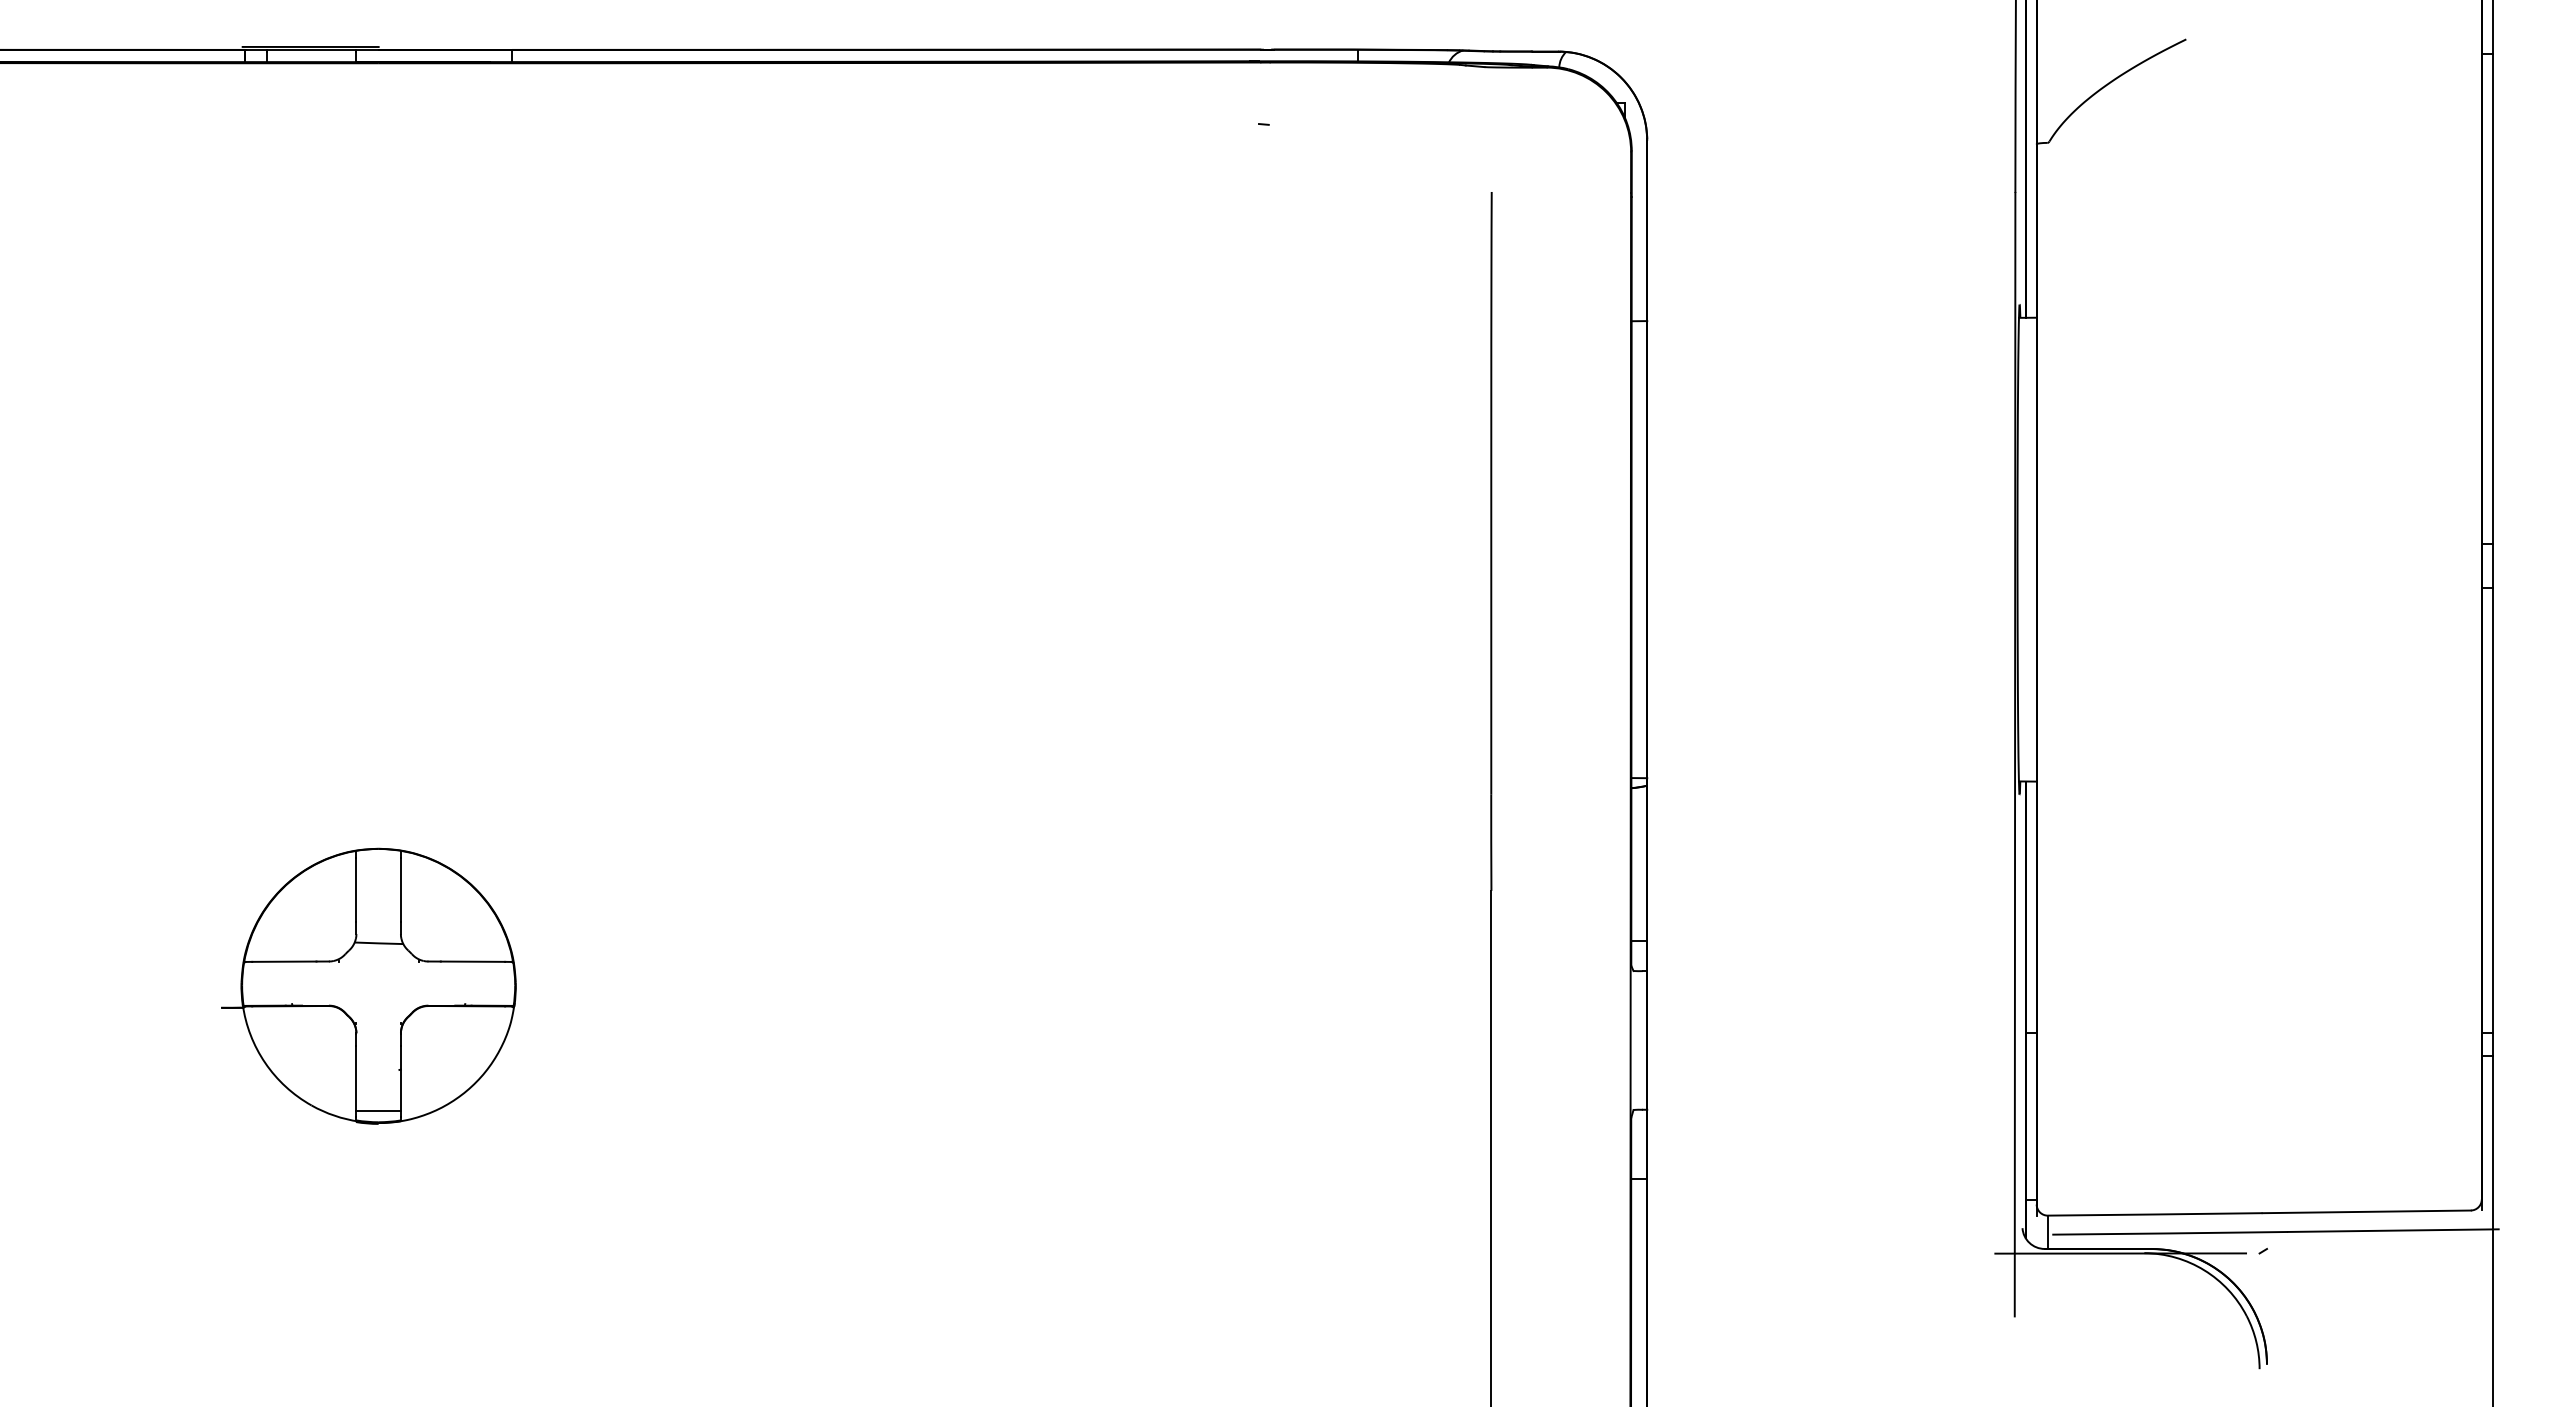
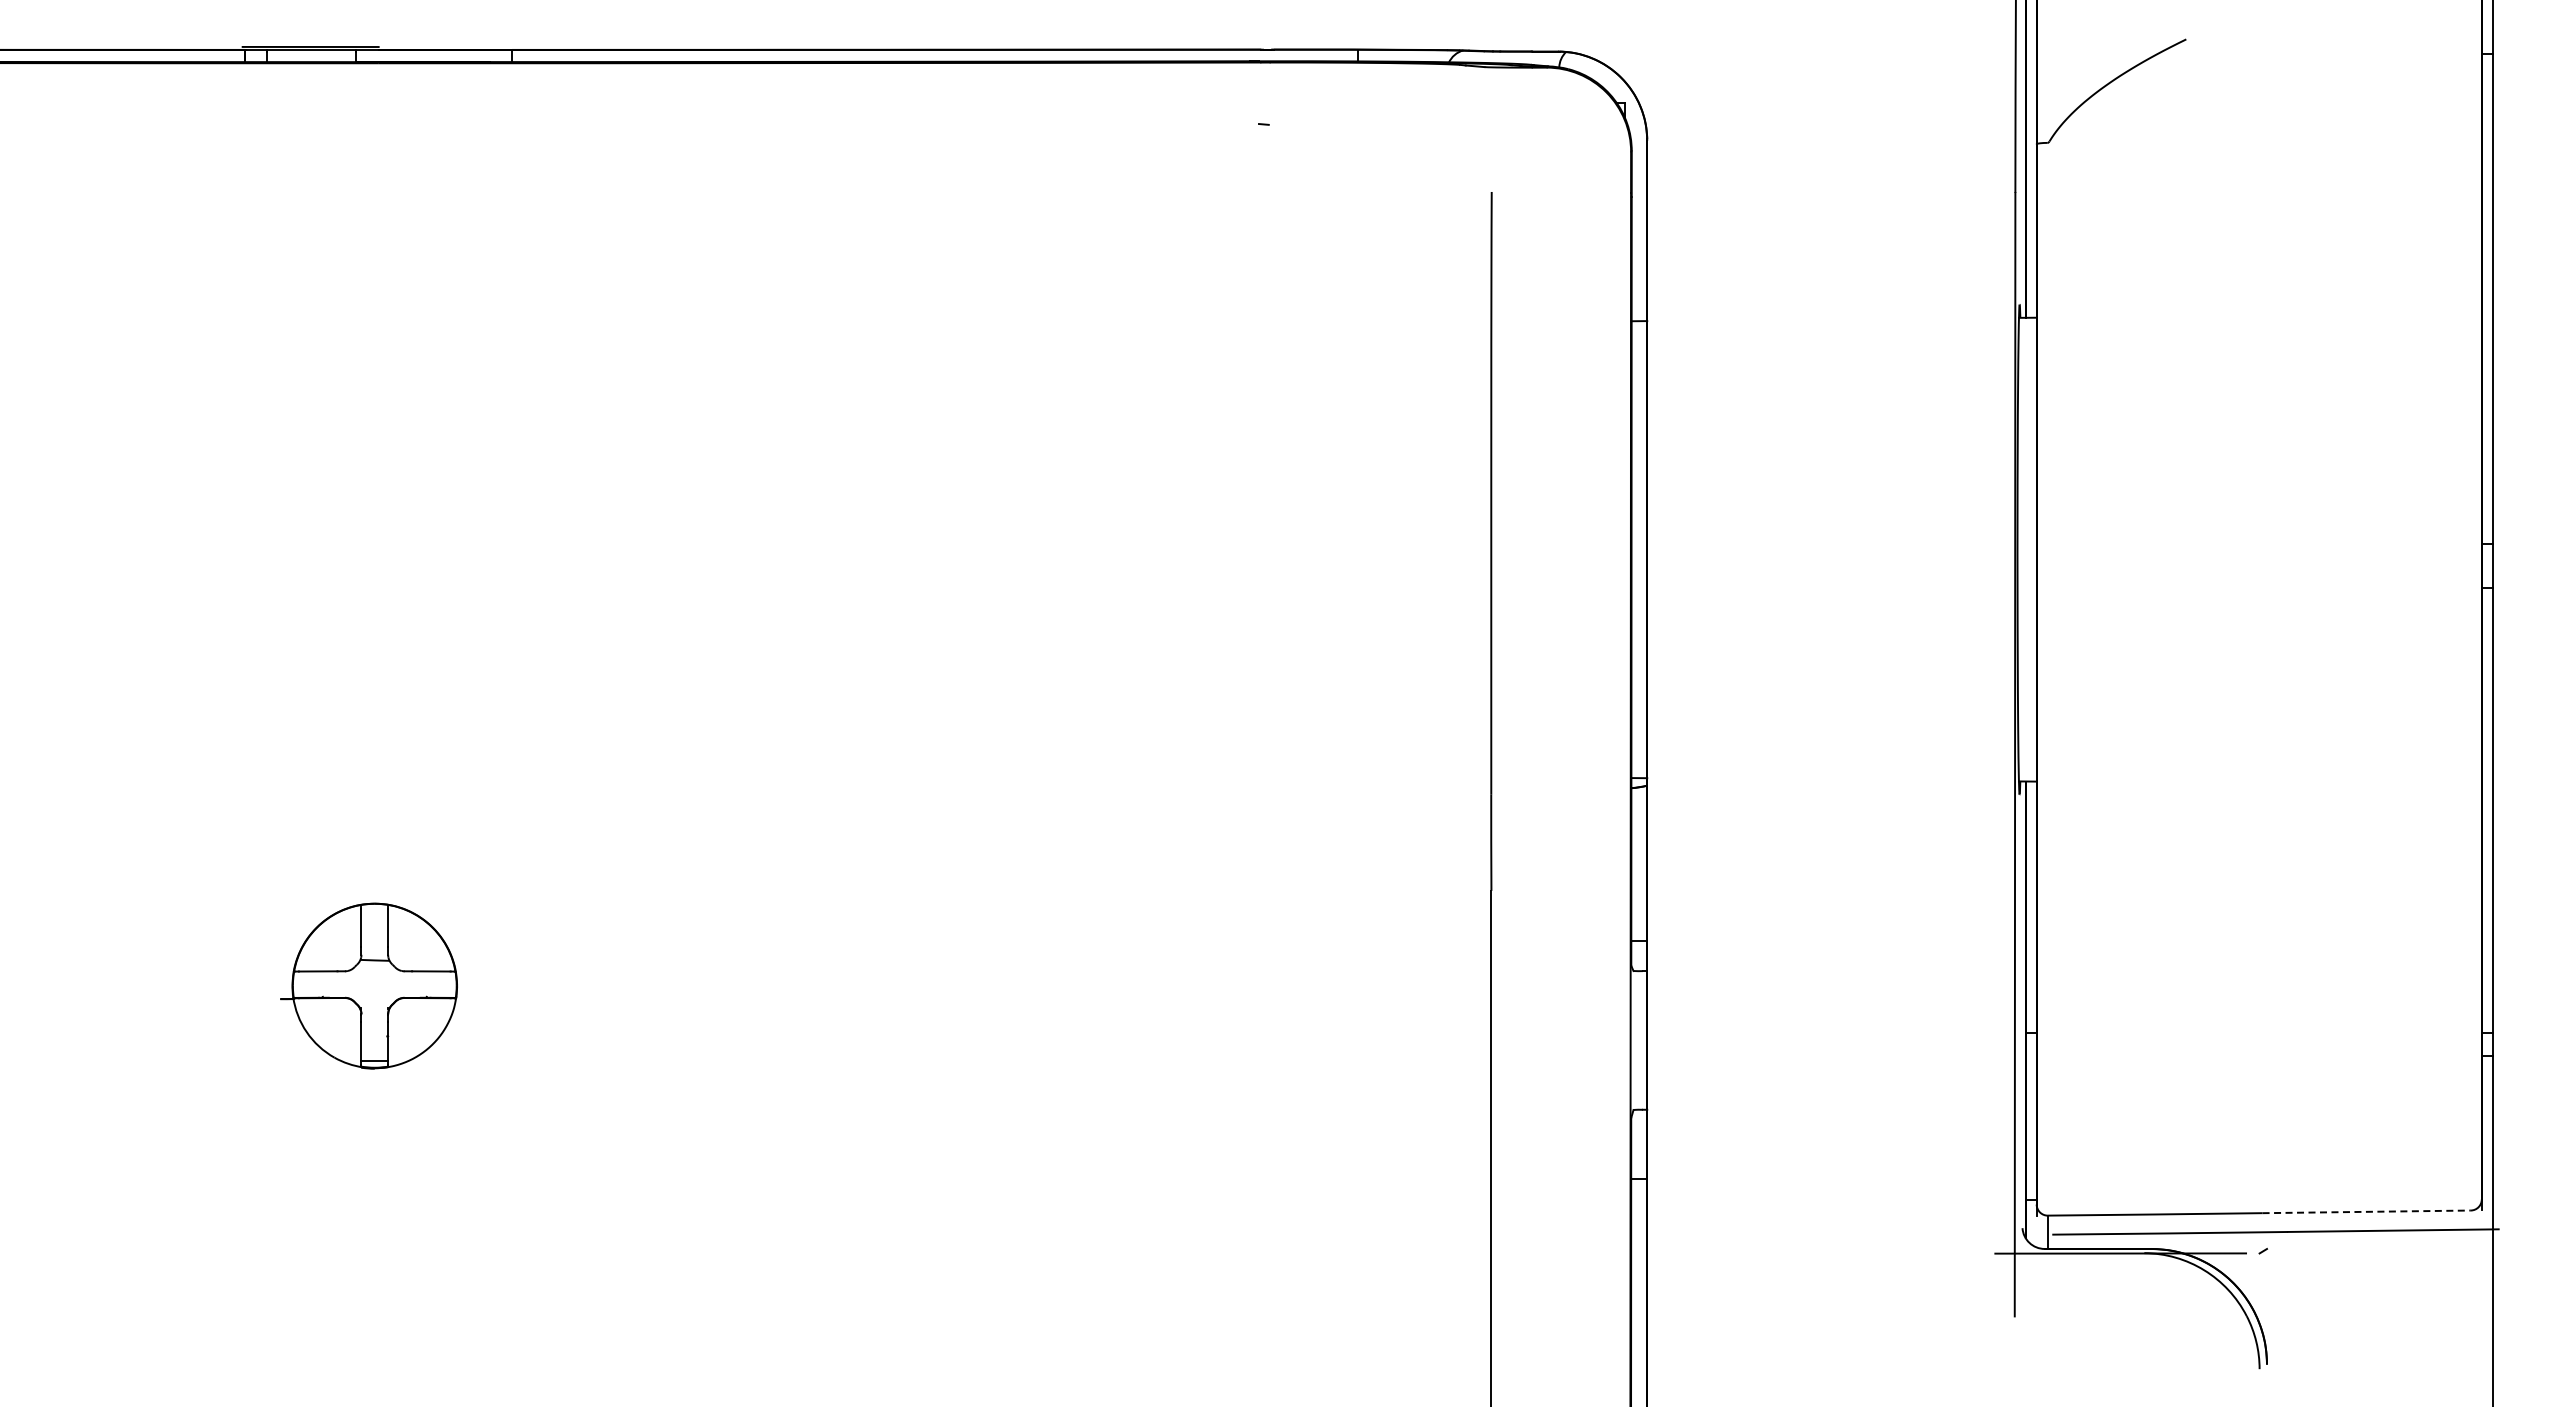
part size: 296x278 px -> 178x168 px (368, 985)
line: solid -> dashed (2367, 1211)
